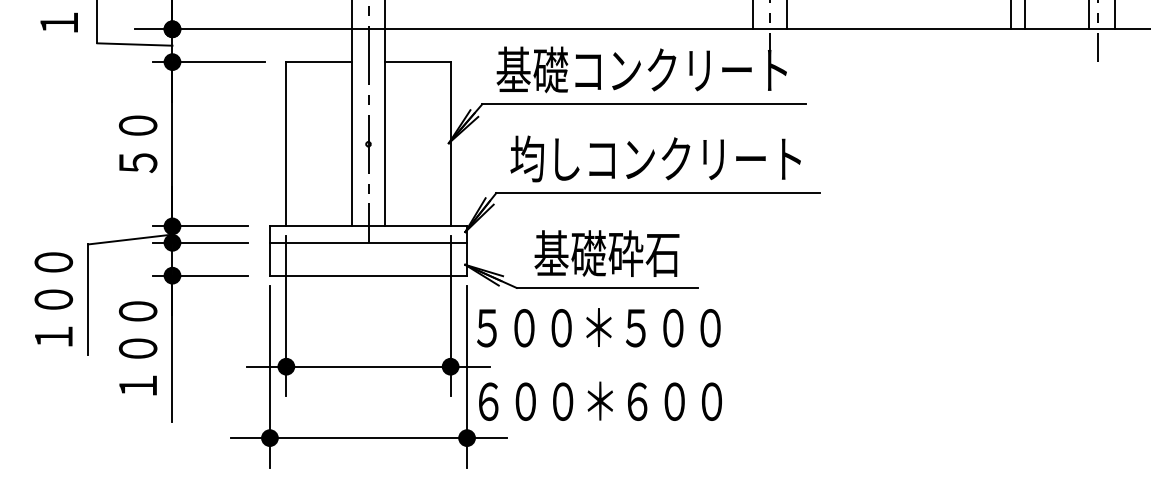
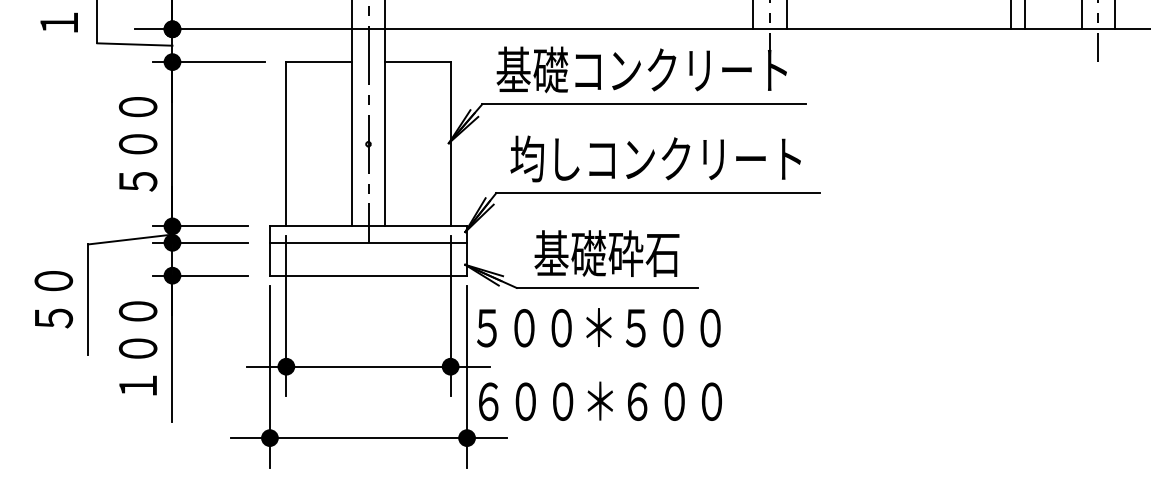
line position: (1088, 15) -> (1081, 15) (1081, 15)
text: ５０ -> ５００ (137, 144)
text: １００ -> ５０ (53, 299)
